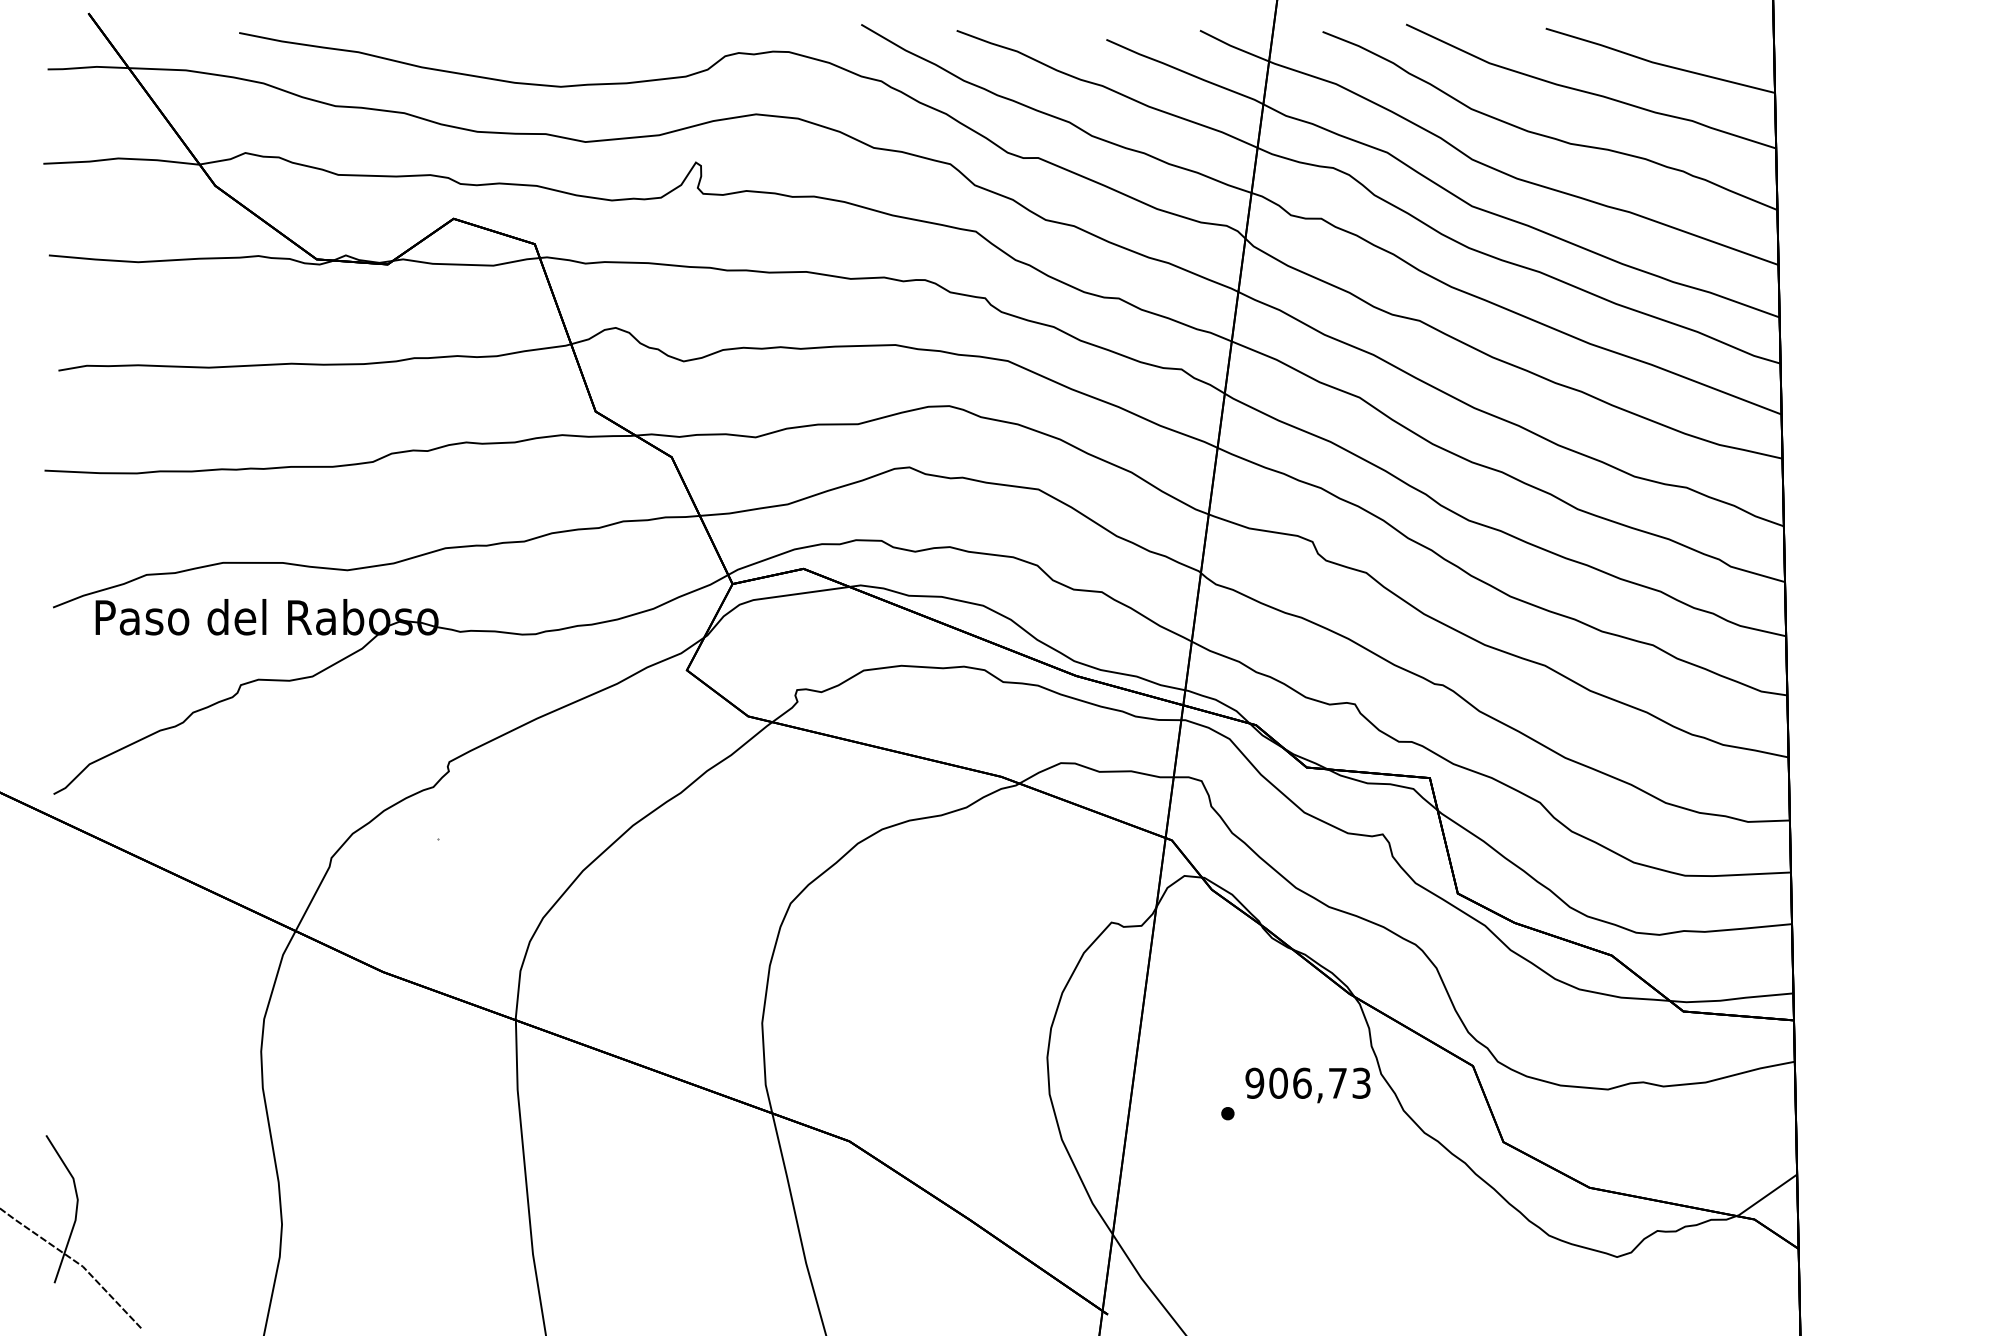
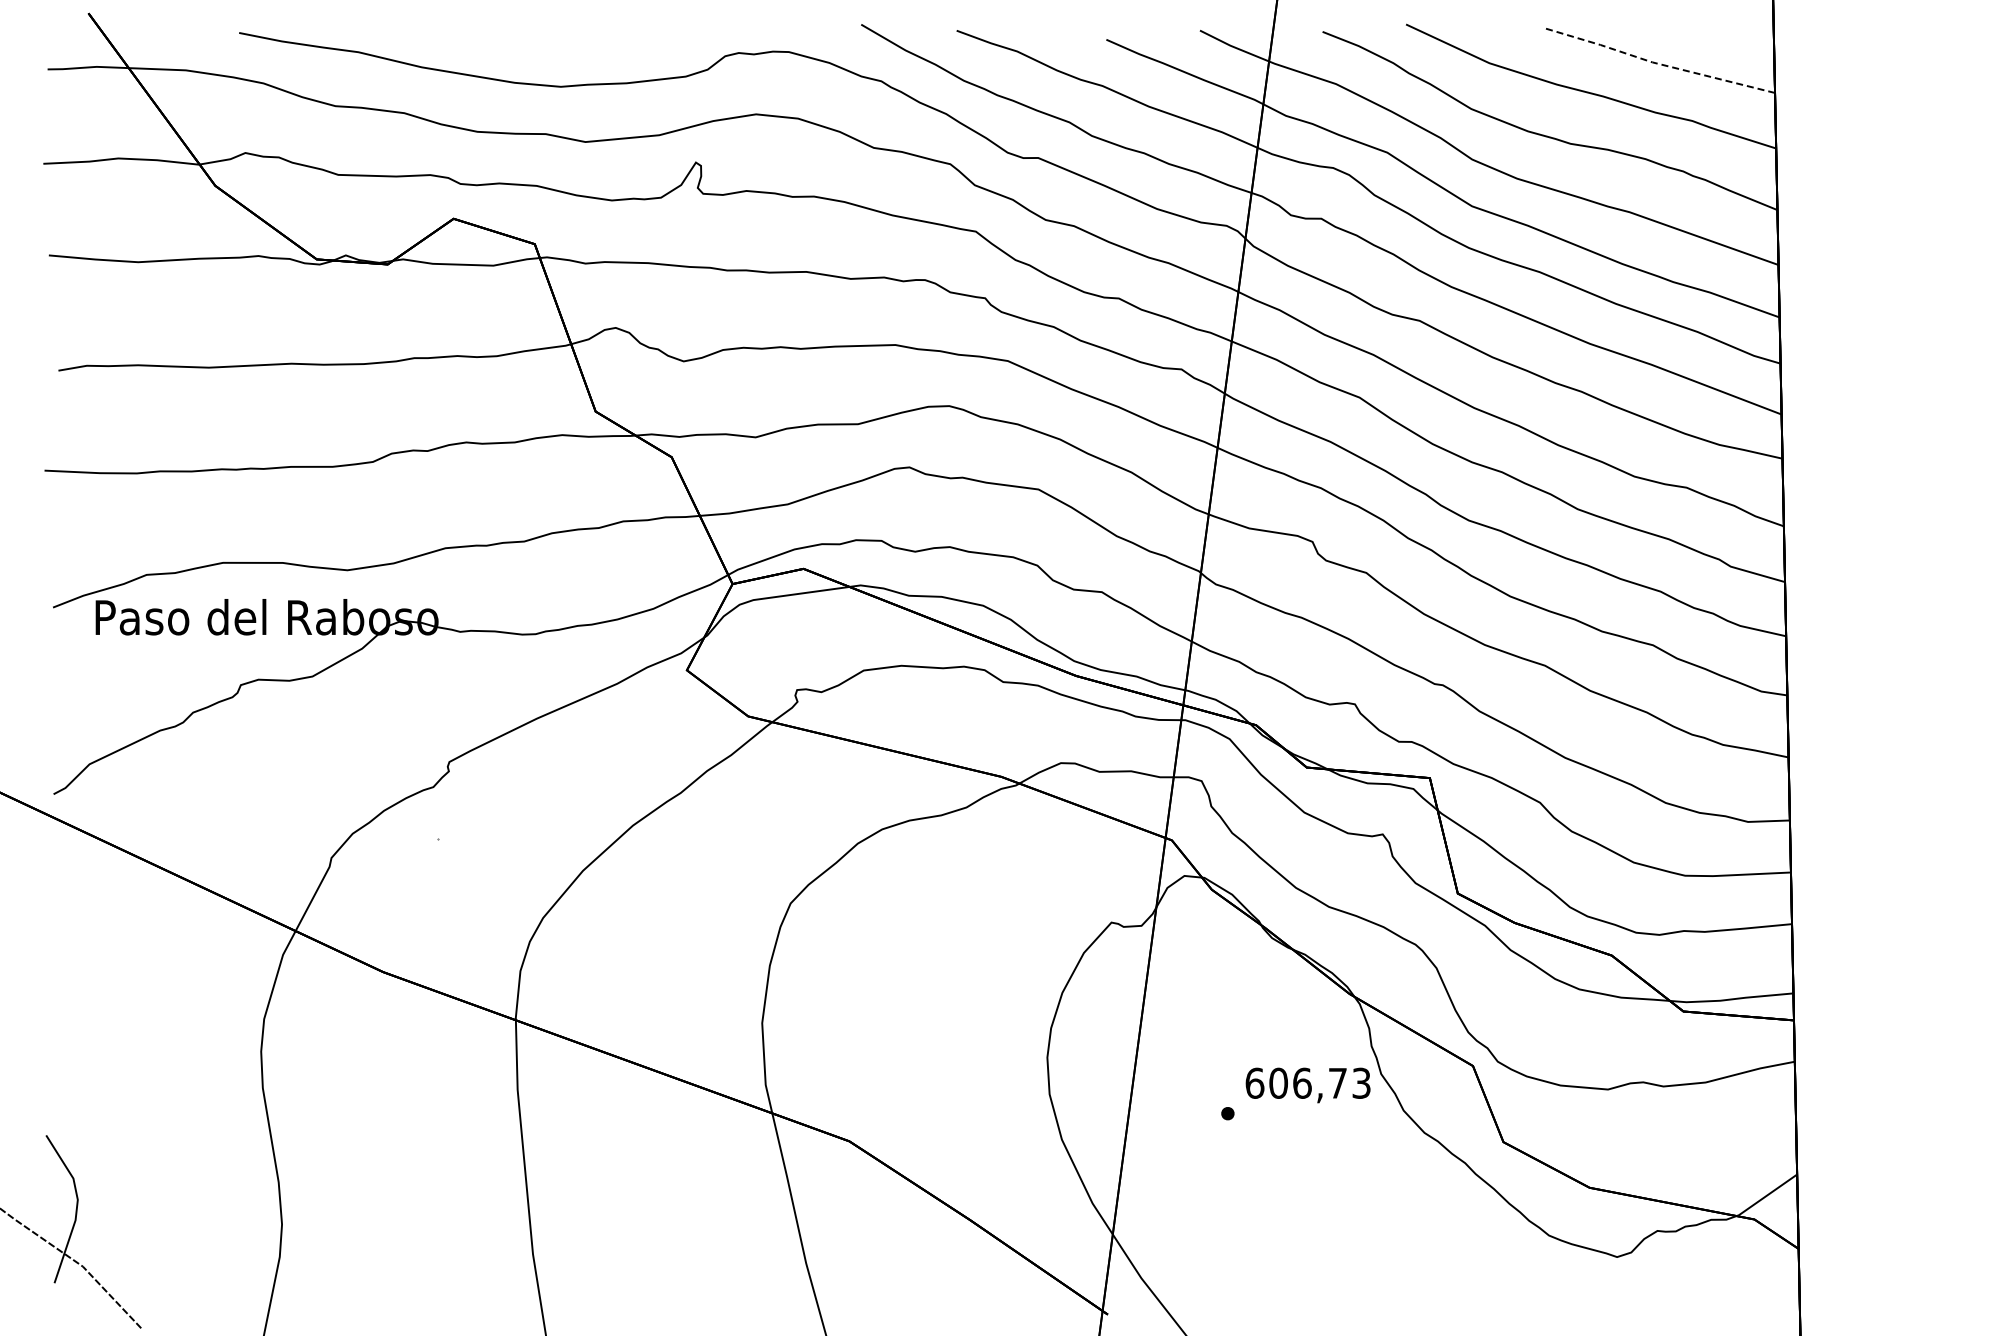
line: solid -> dashed (1658, 63)
text: 906,73 -> 606,73 (1254, 1082)
